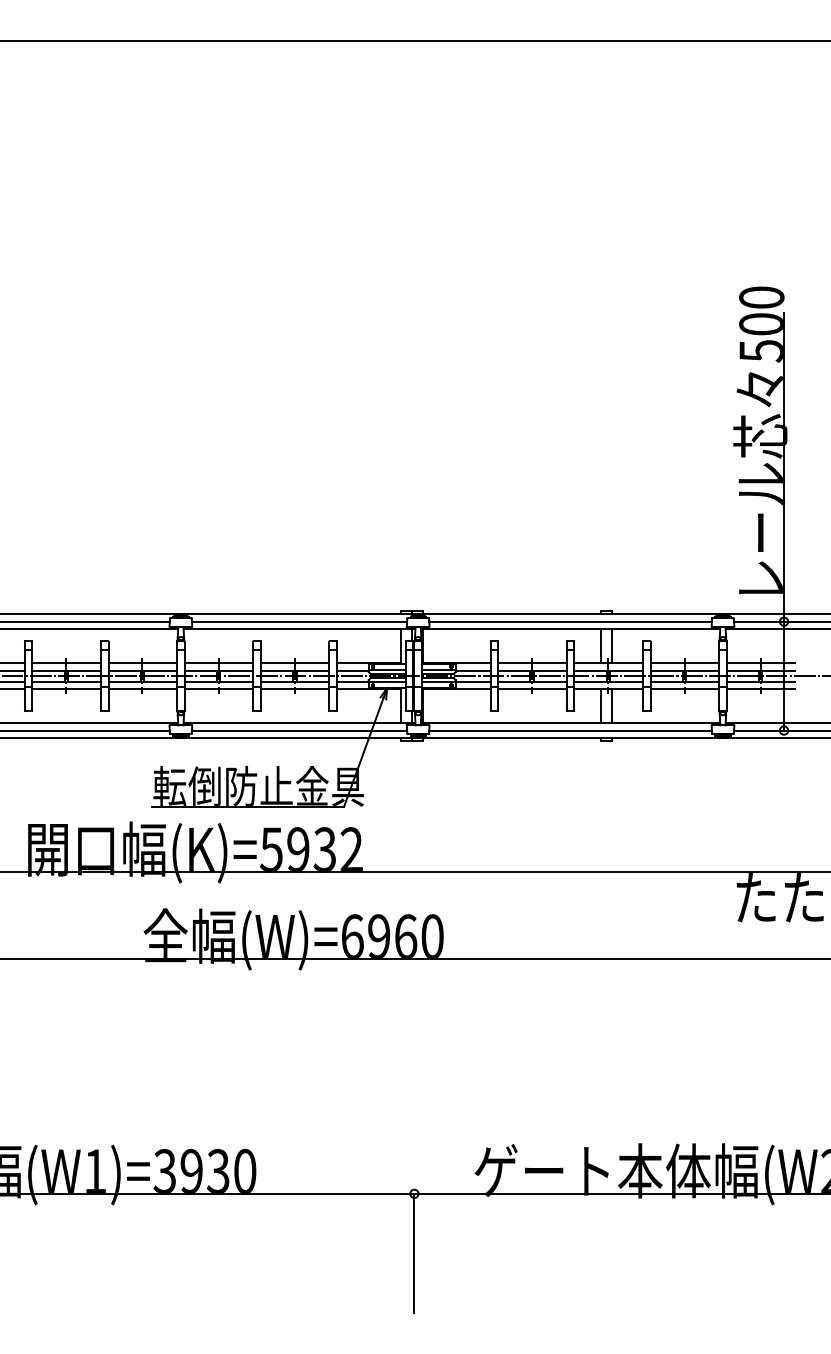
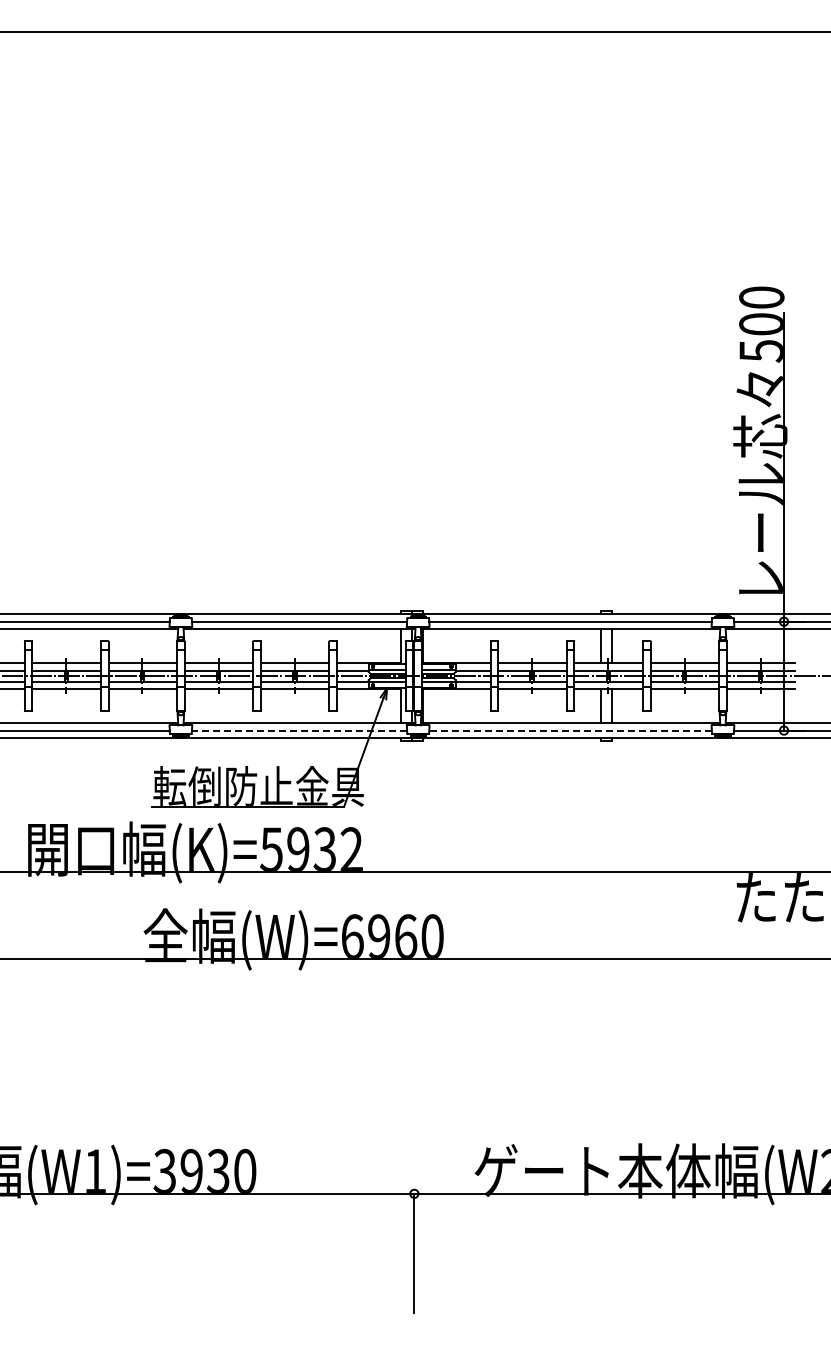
line position: (414, 40) -> (414, 31) (414, 31)
line: solid -> dashed (299, 730)
line: solid -> dashed (570, 730)
